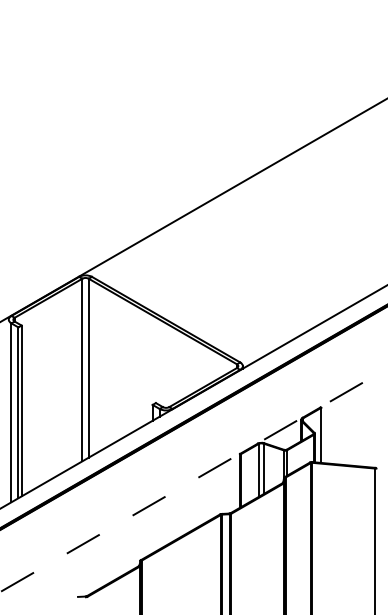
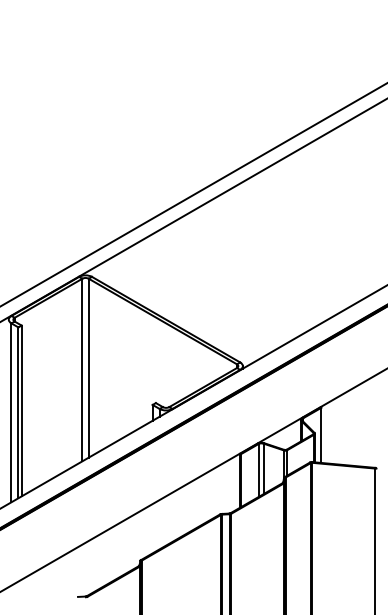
line: none -> present (193, 194)
line: dashed -> solid (193, 480)
